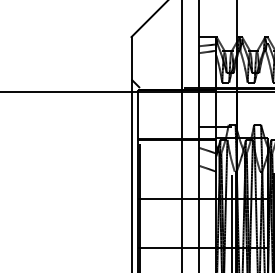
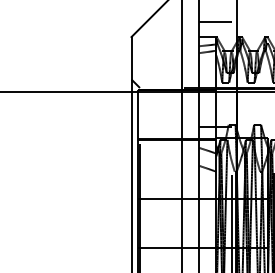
line: none -> present (215, 22)
